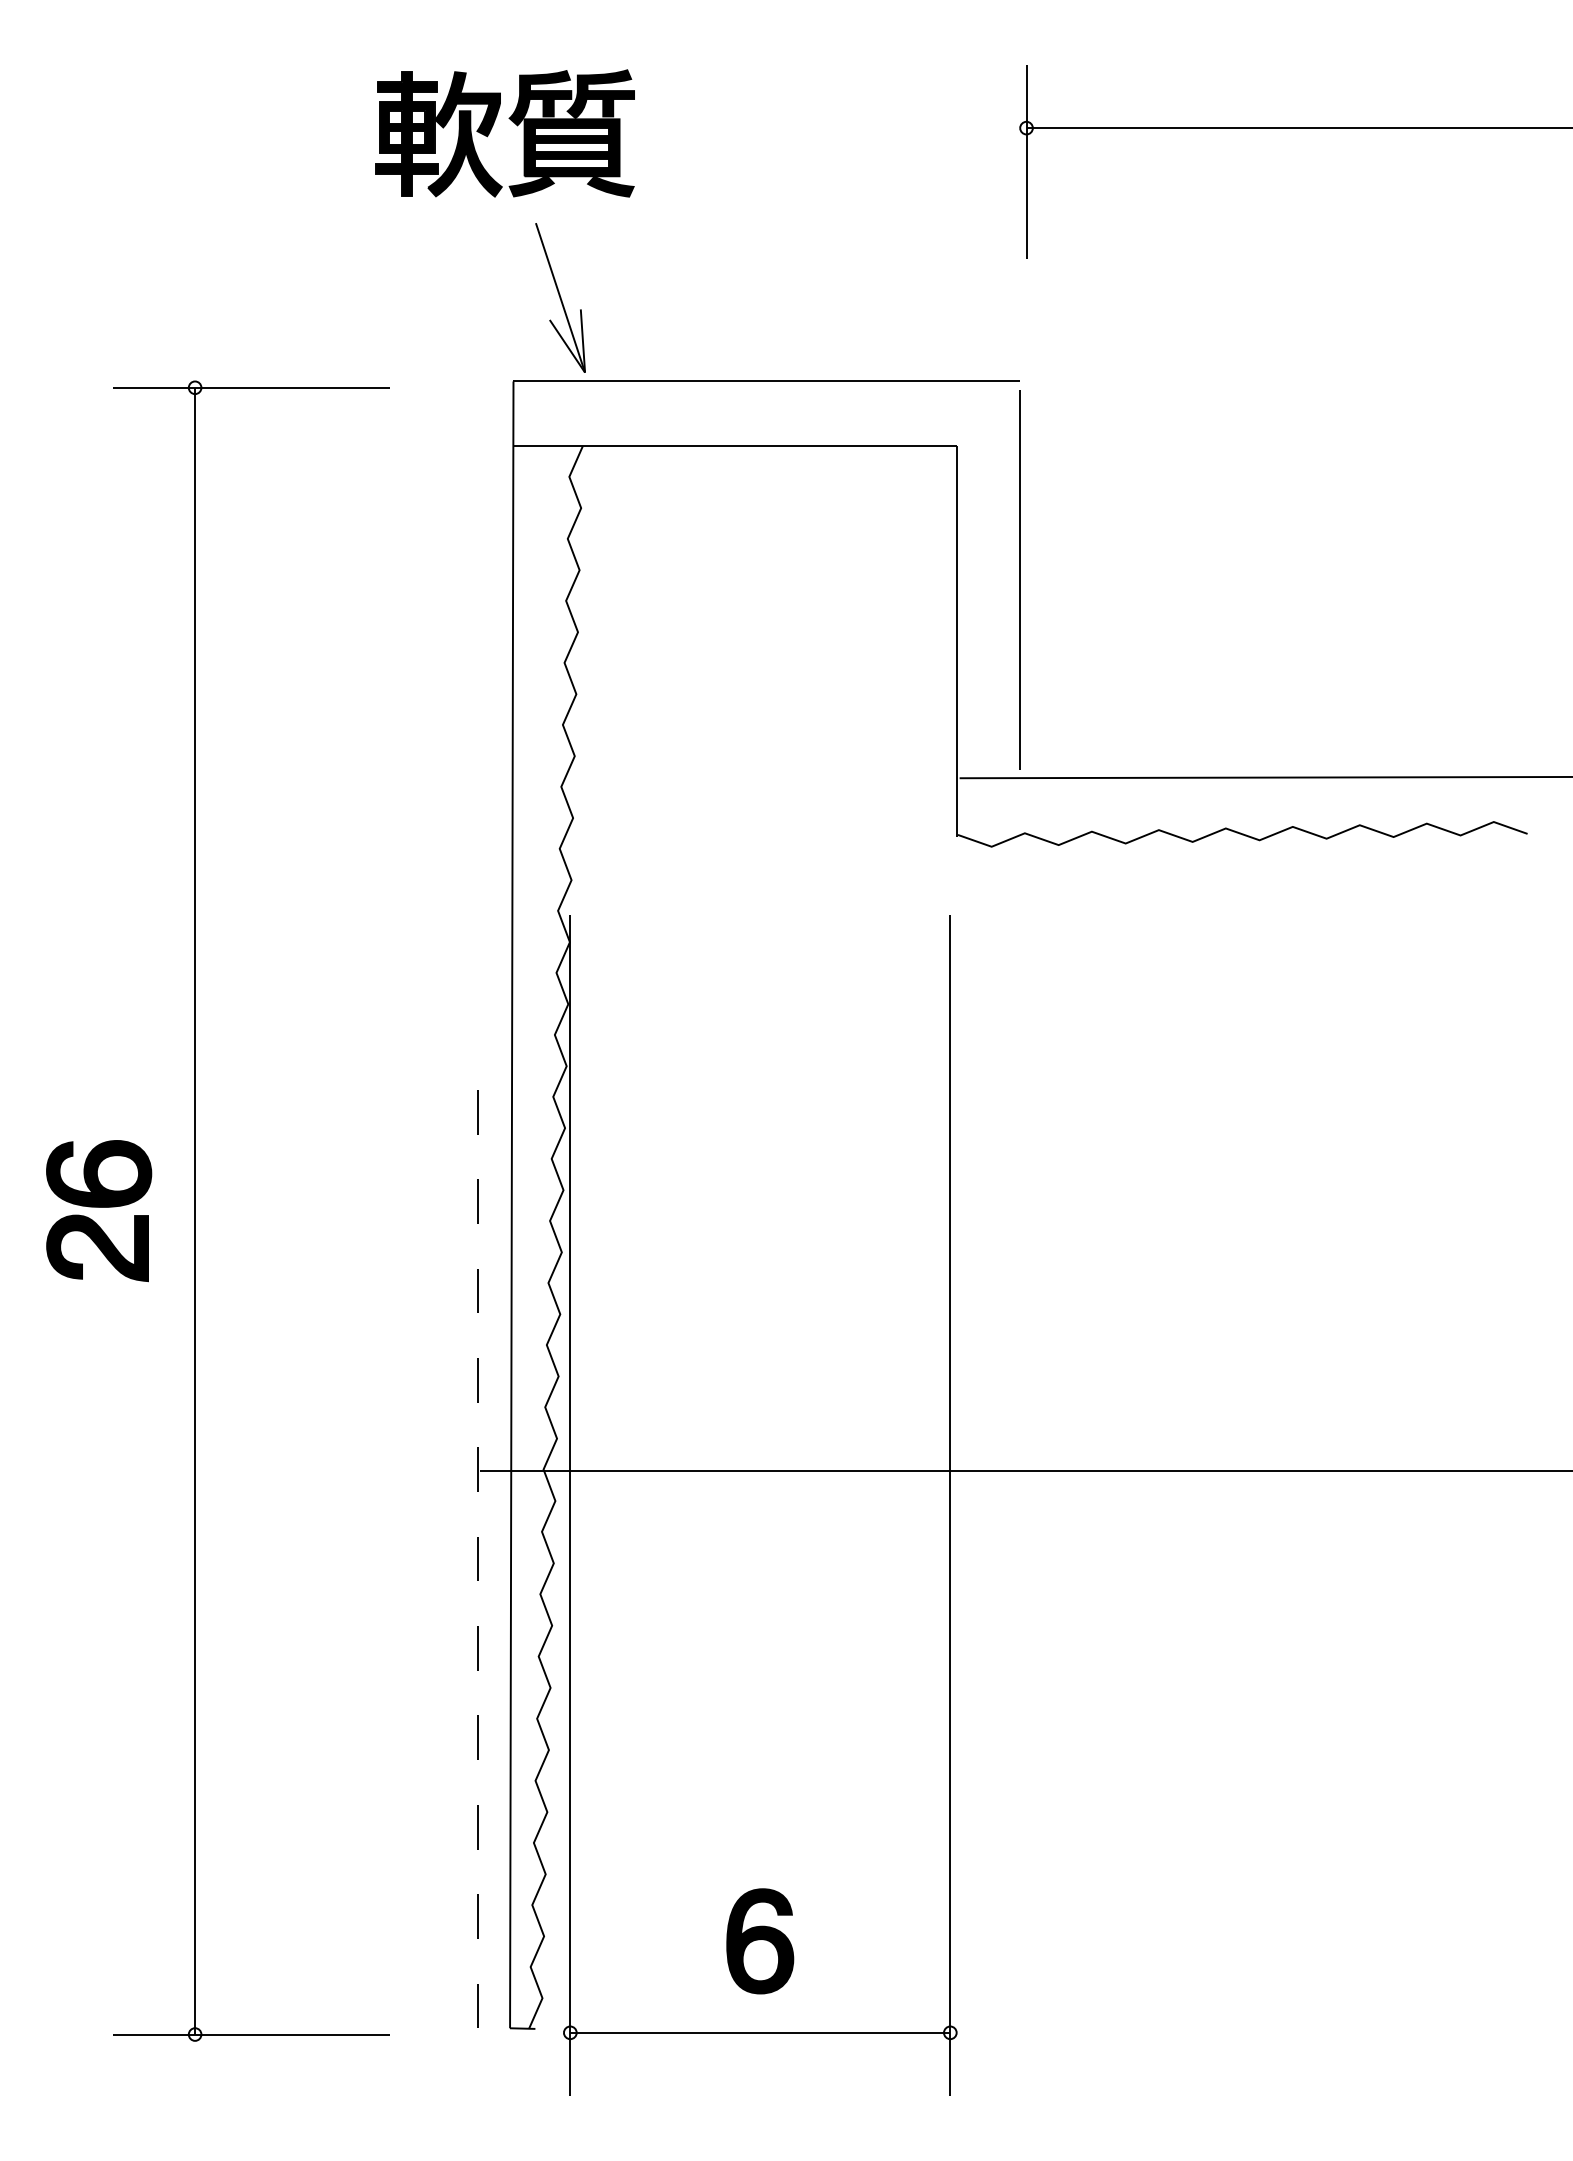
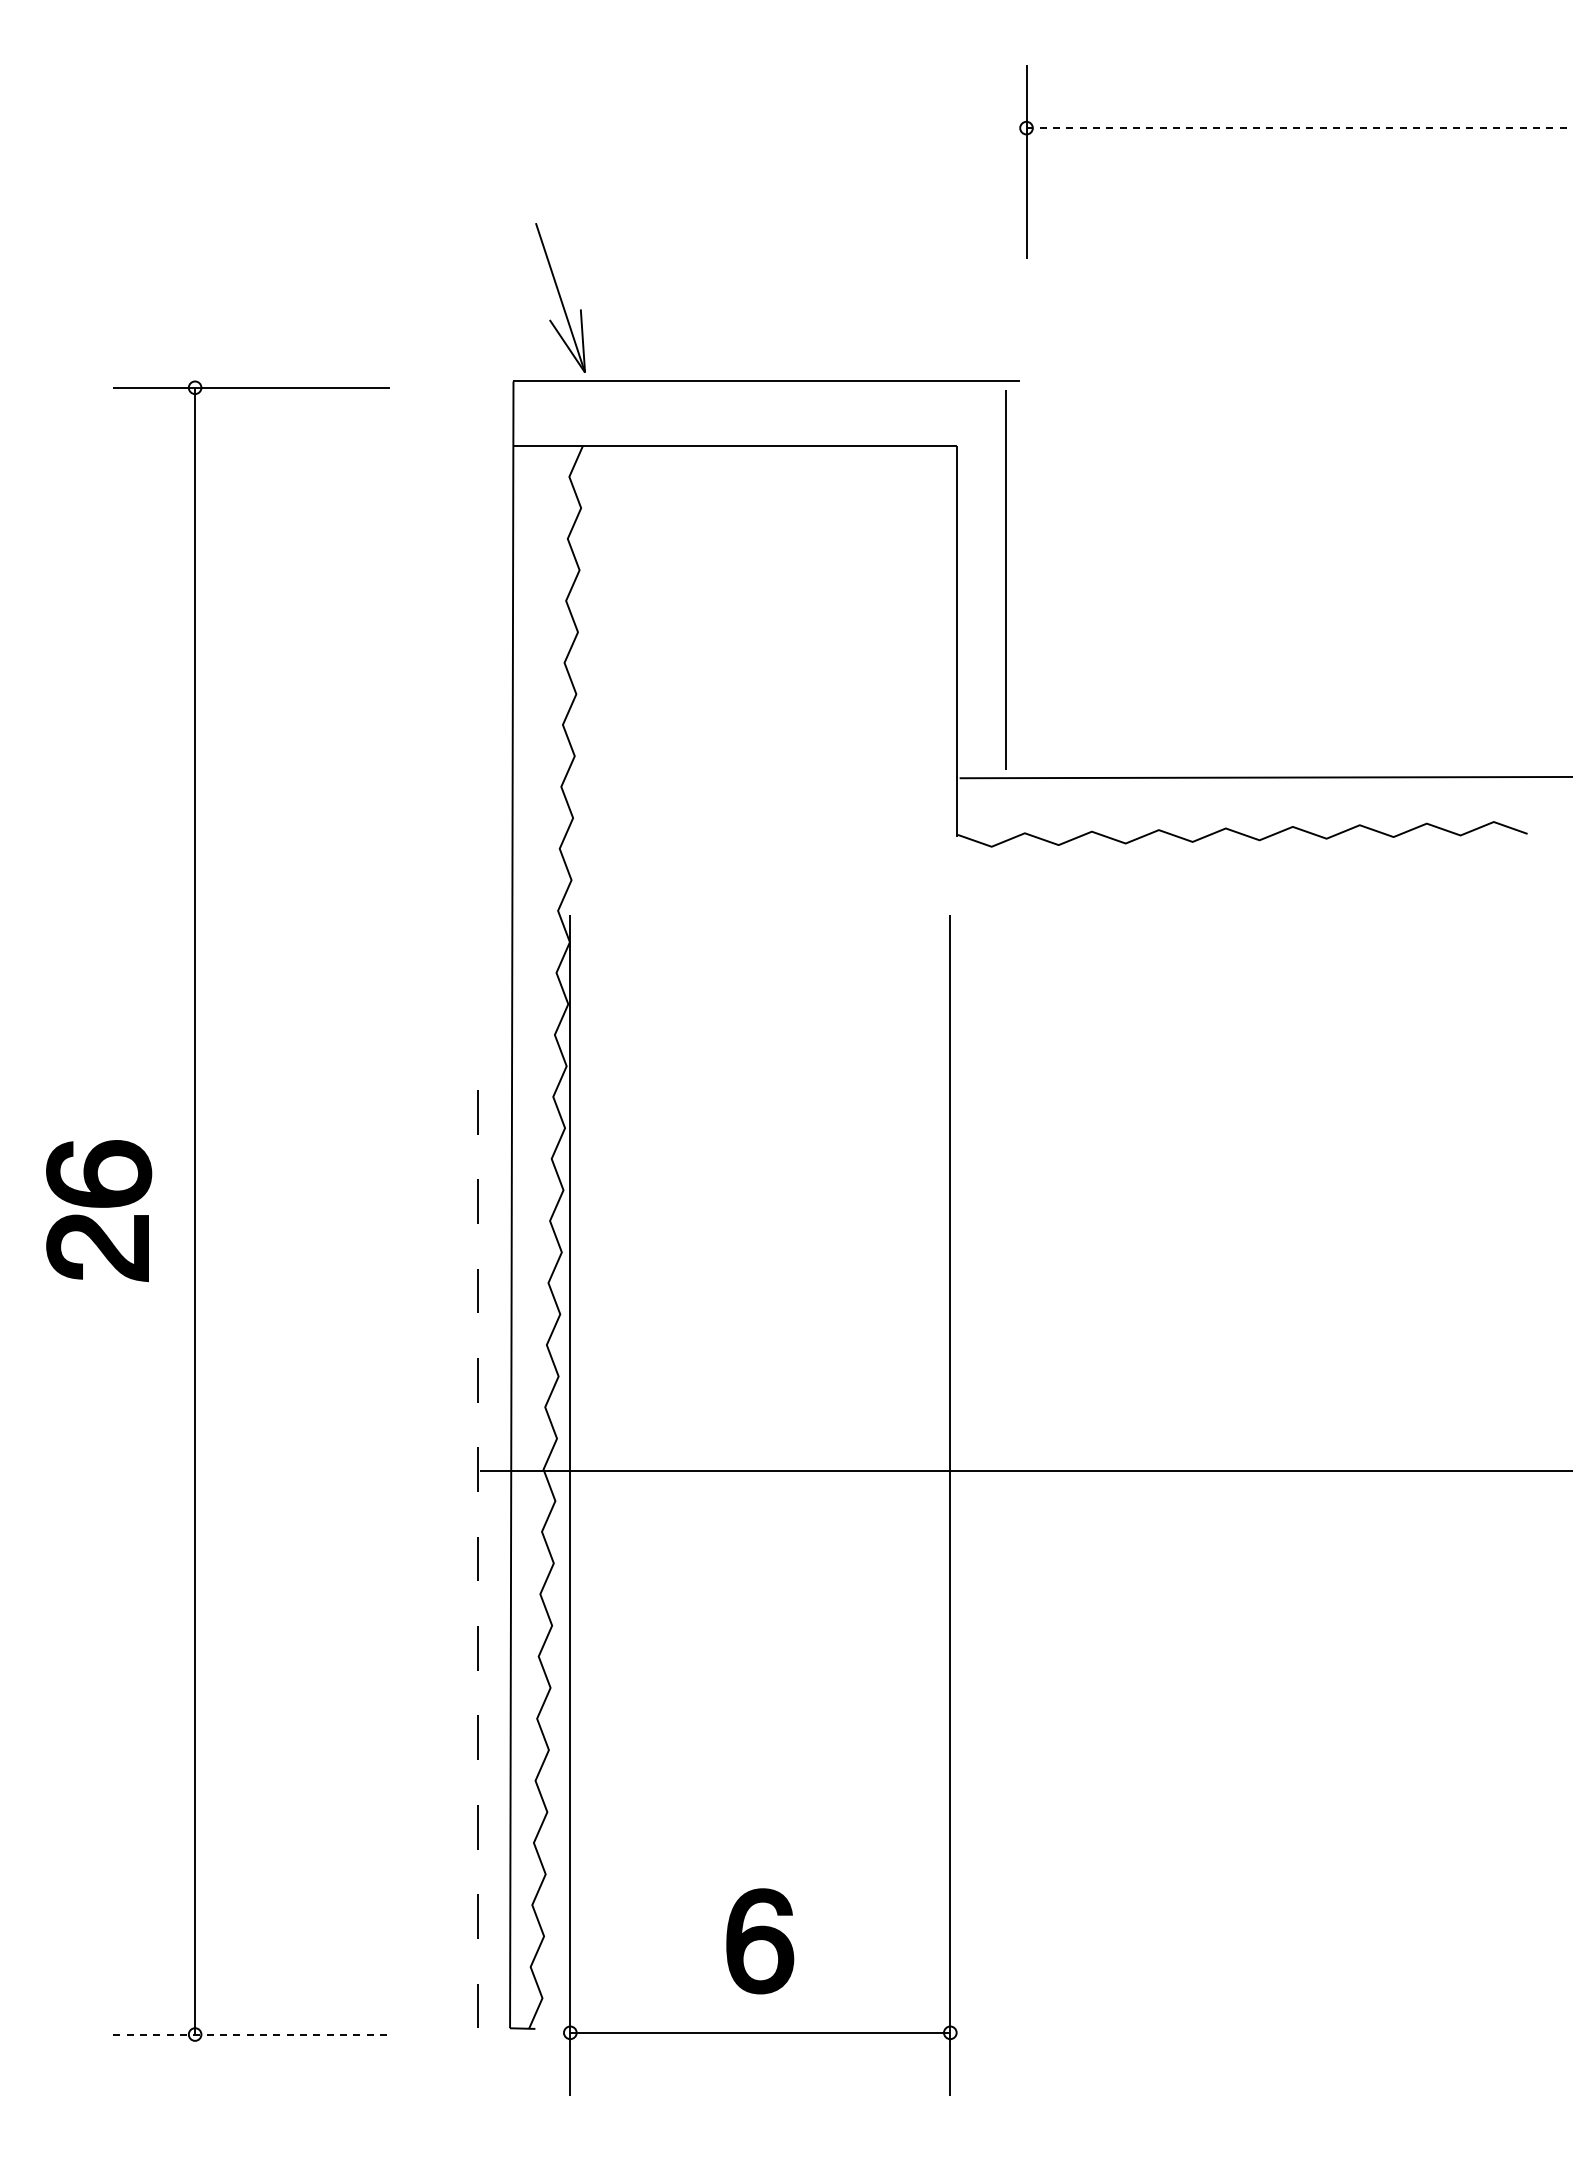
part: present -> none (492, 128)
line: solid -> dashed (1299, 128)
line position: (1019, 579) -> (1005, 579) (1005, 579)
line: solid -> dashed (252, 2034)
